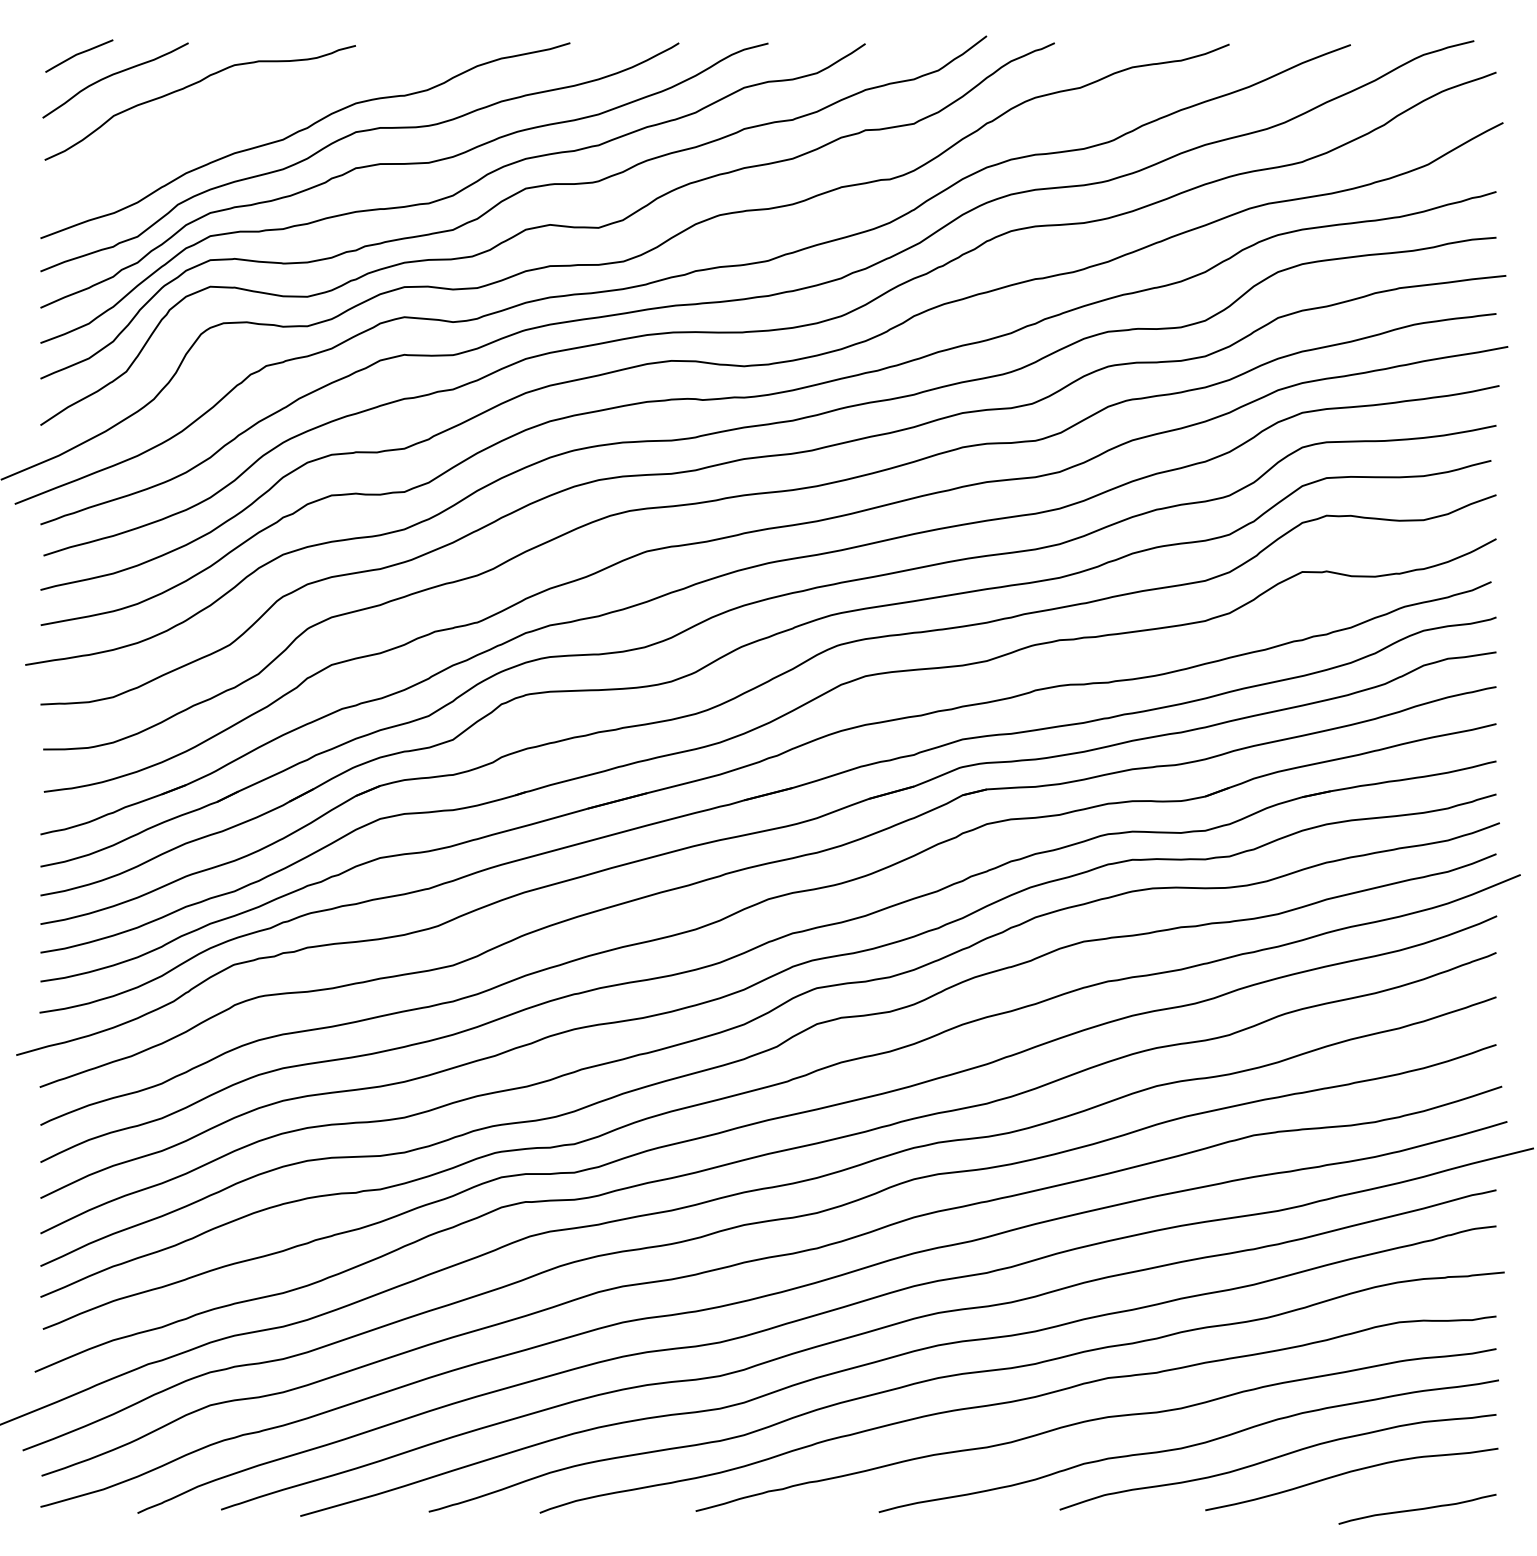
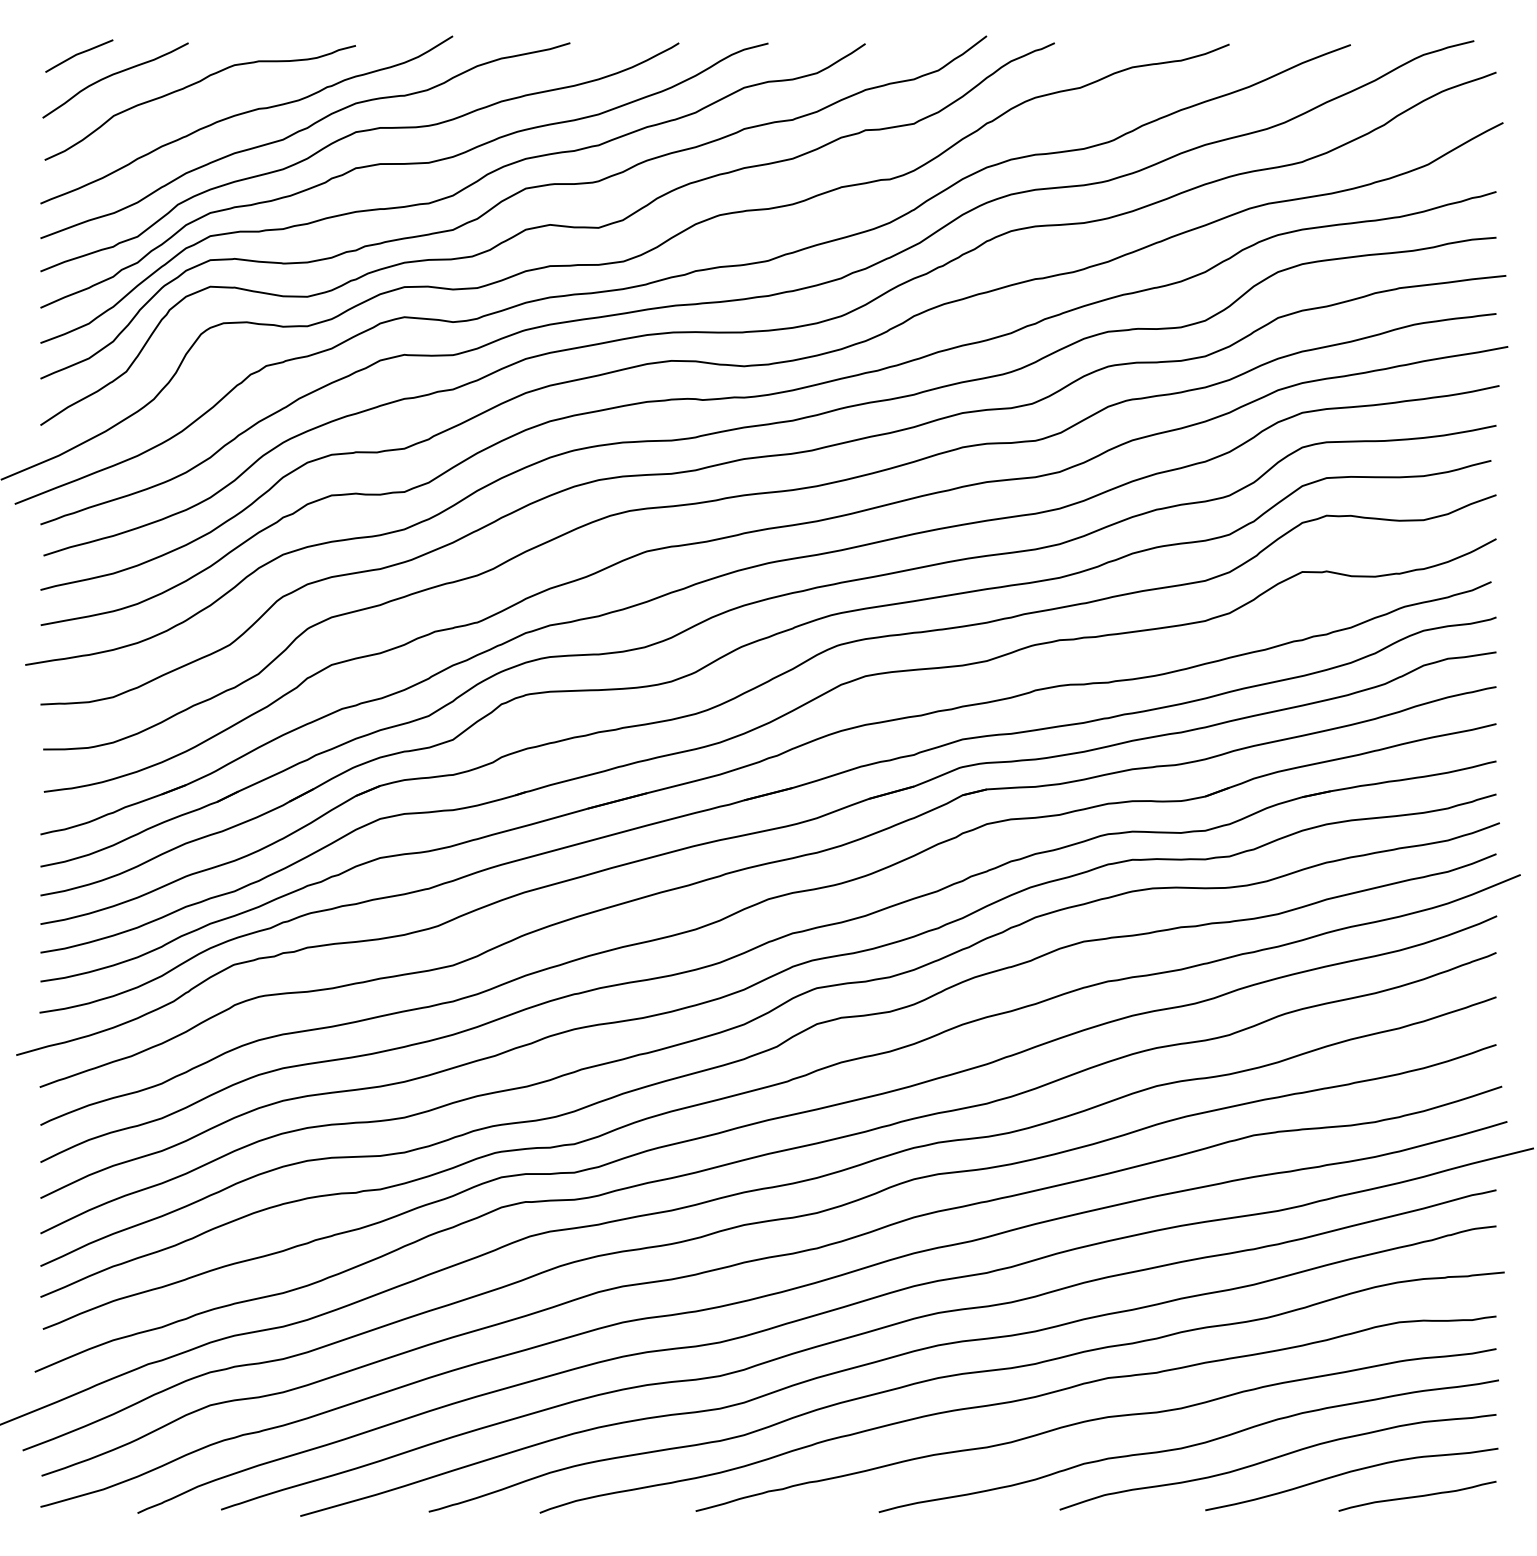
curve: none -> present (243, 114)
curve position: (1417, 1508) -> (1417, 1495) (1417, 1495)
